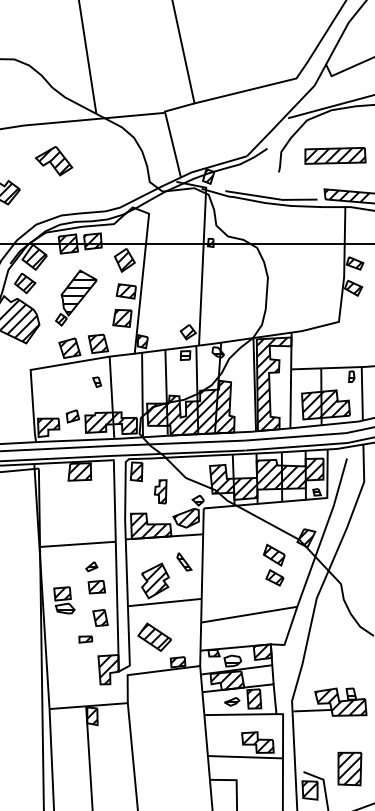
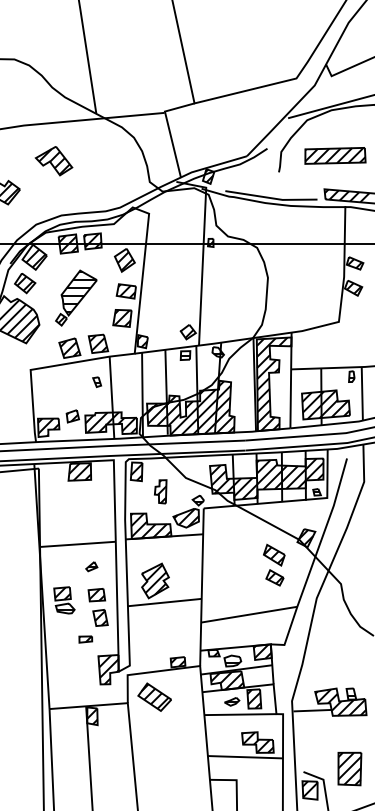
part: present -> none (184, 561)
part position: (96, 587) -> (96, 595) (96, 595)
part position: (154, 636) -> (154, 696) (154, 696)
